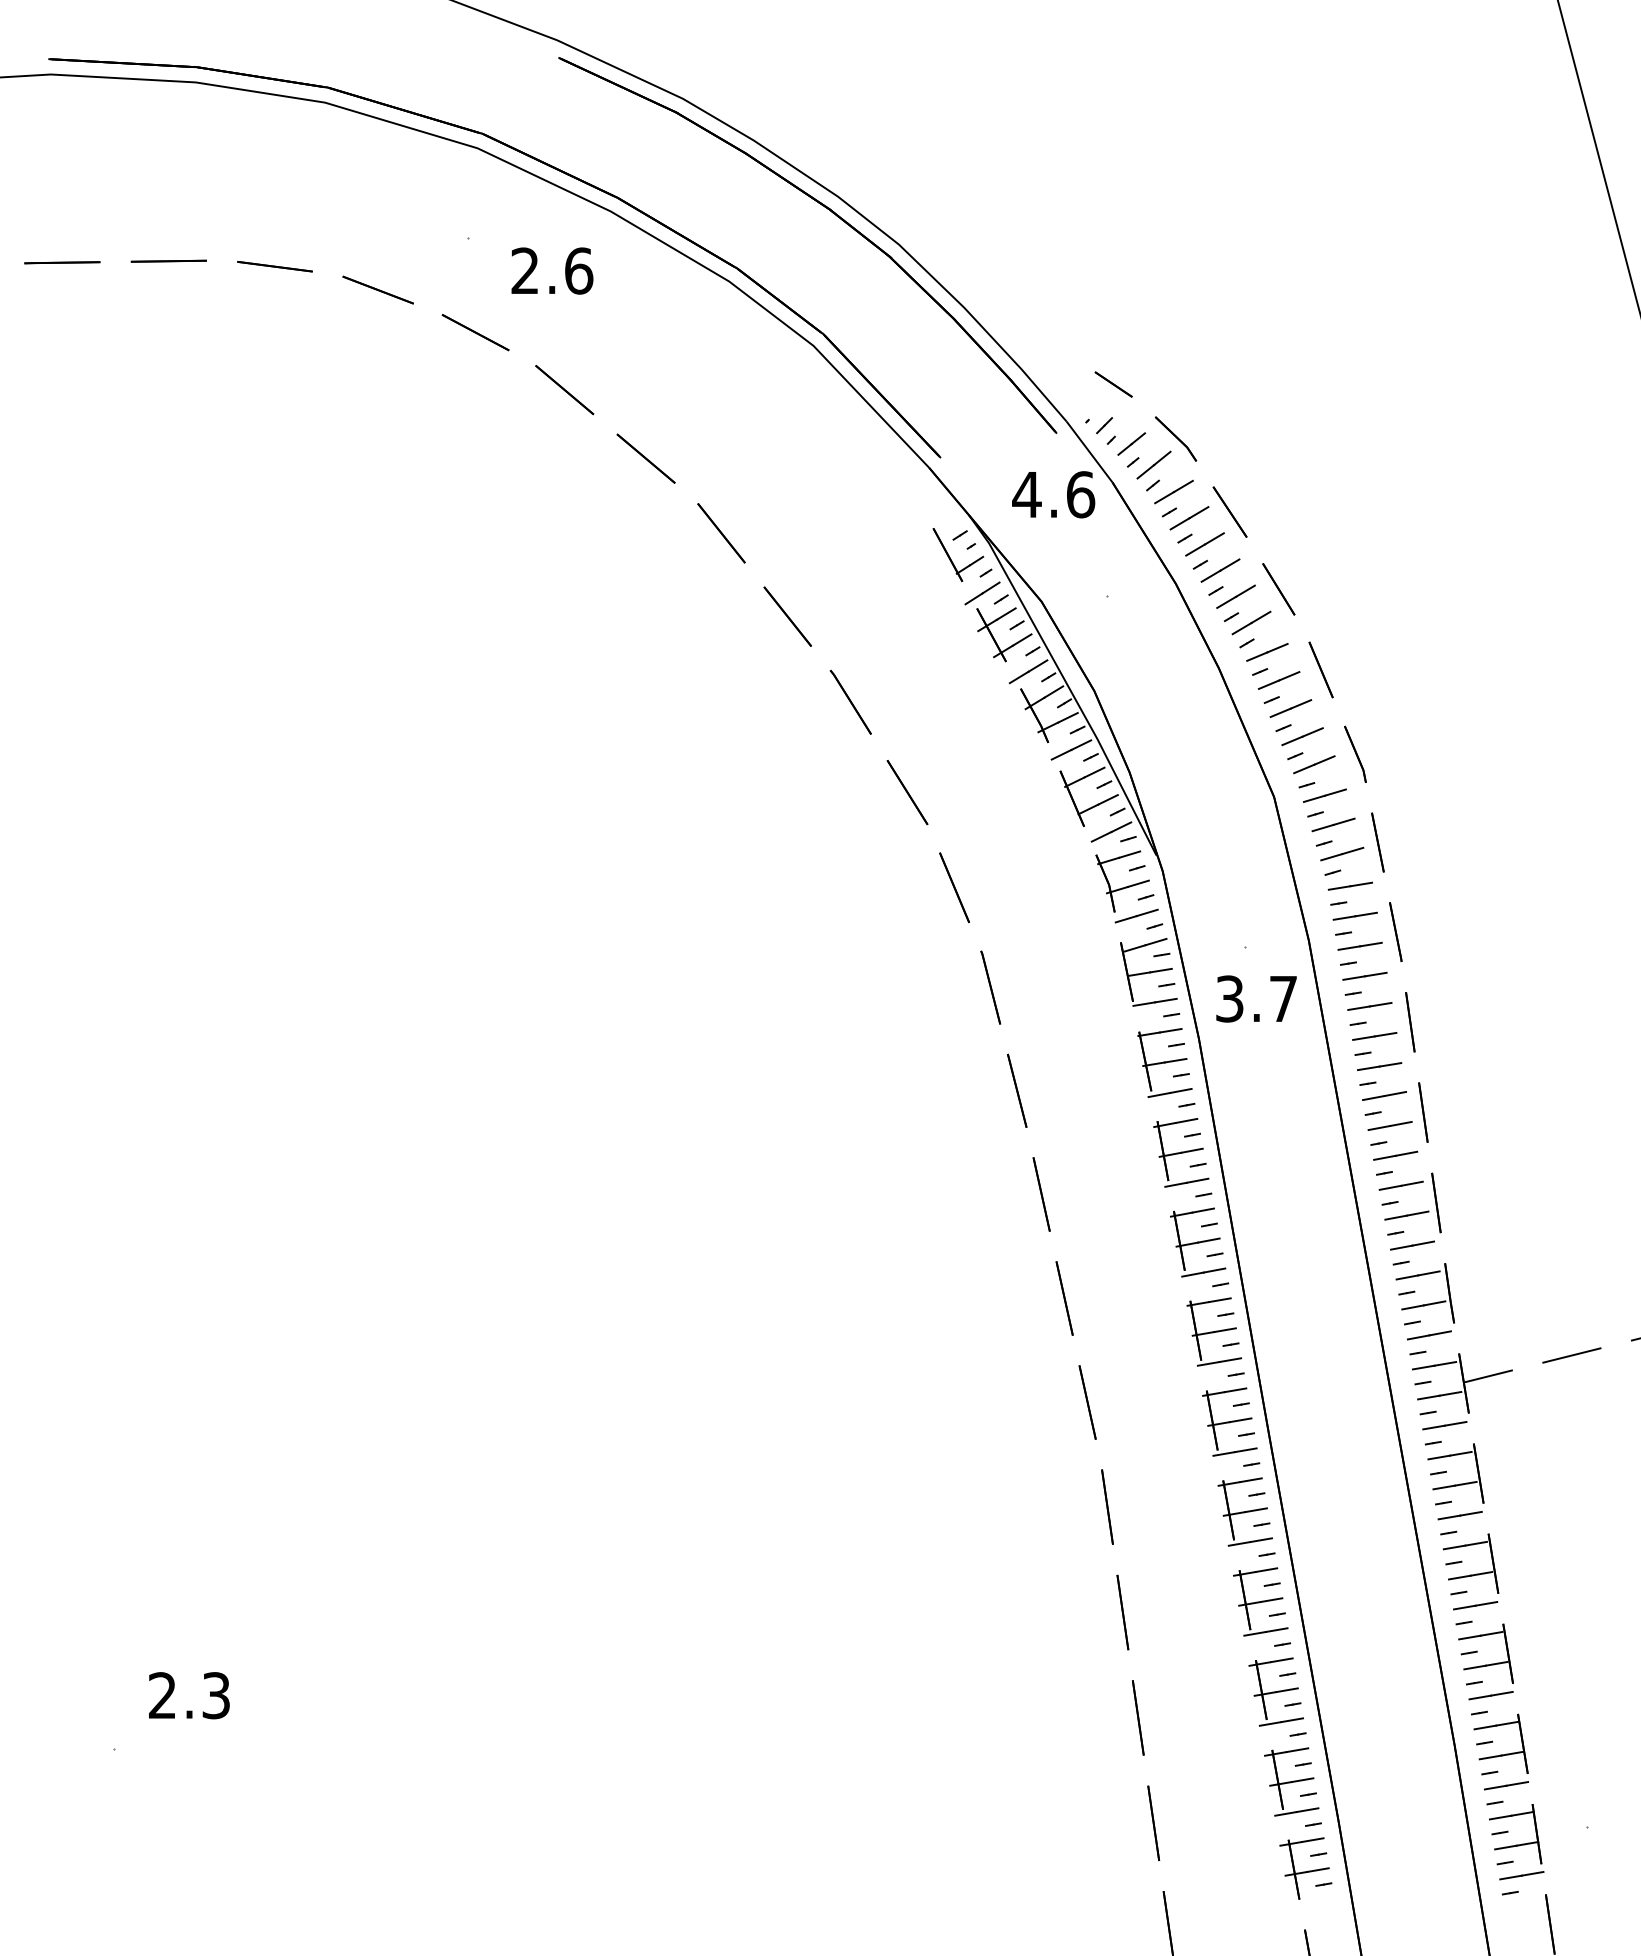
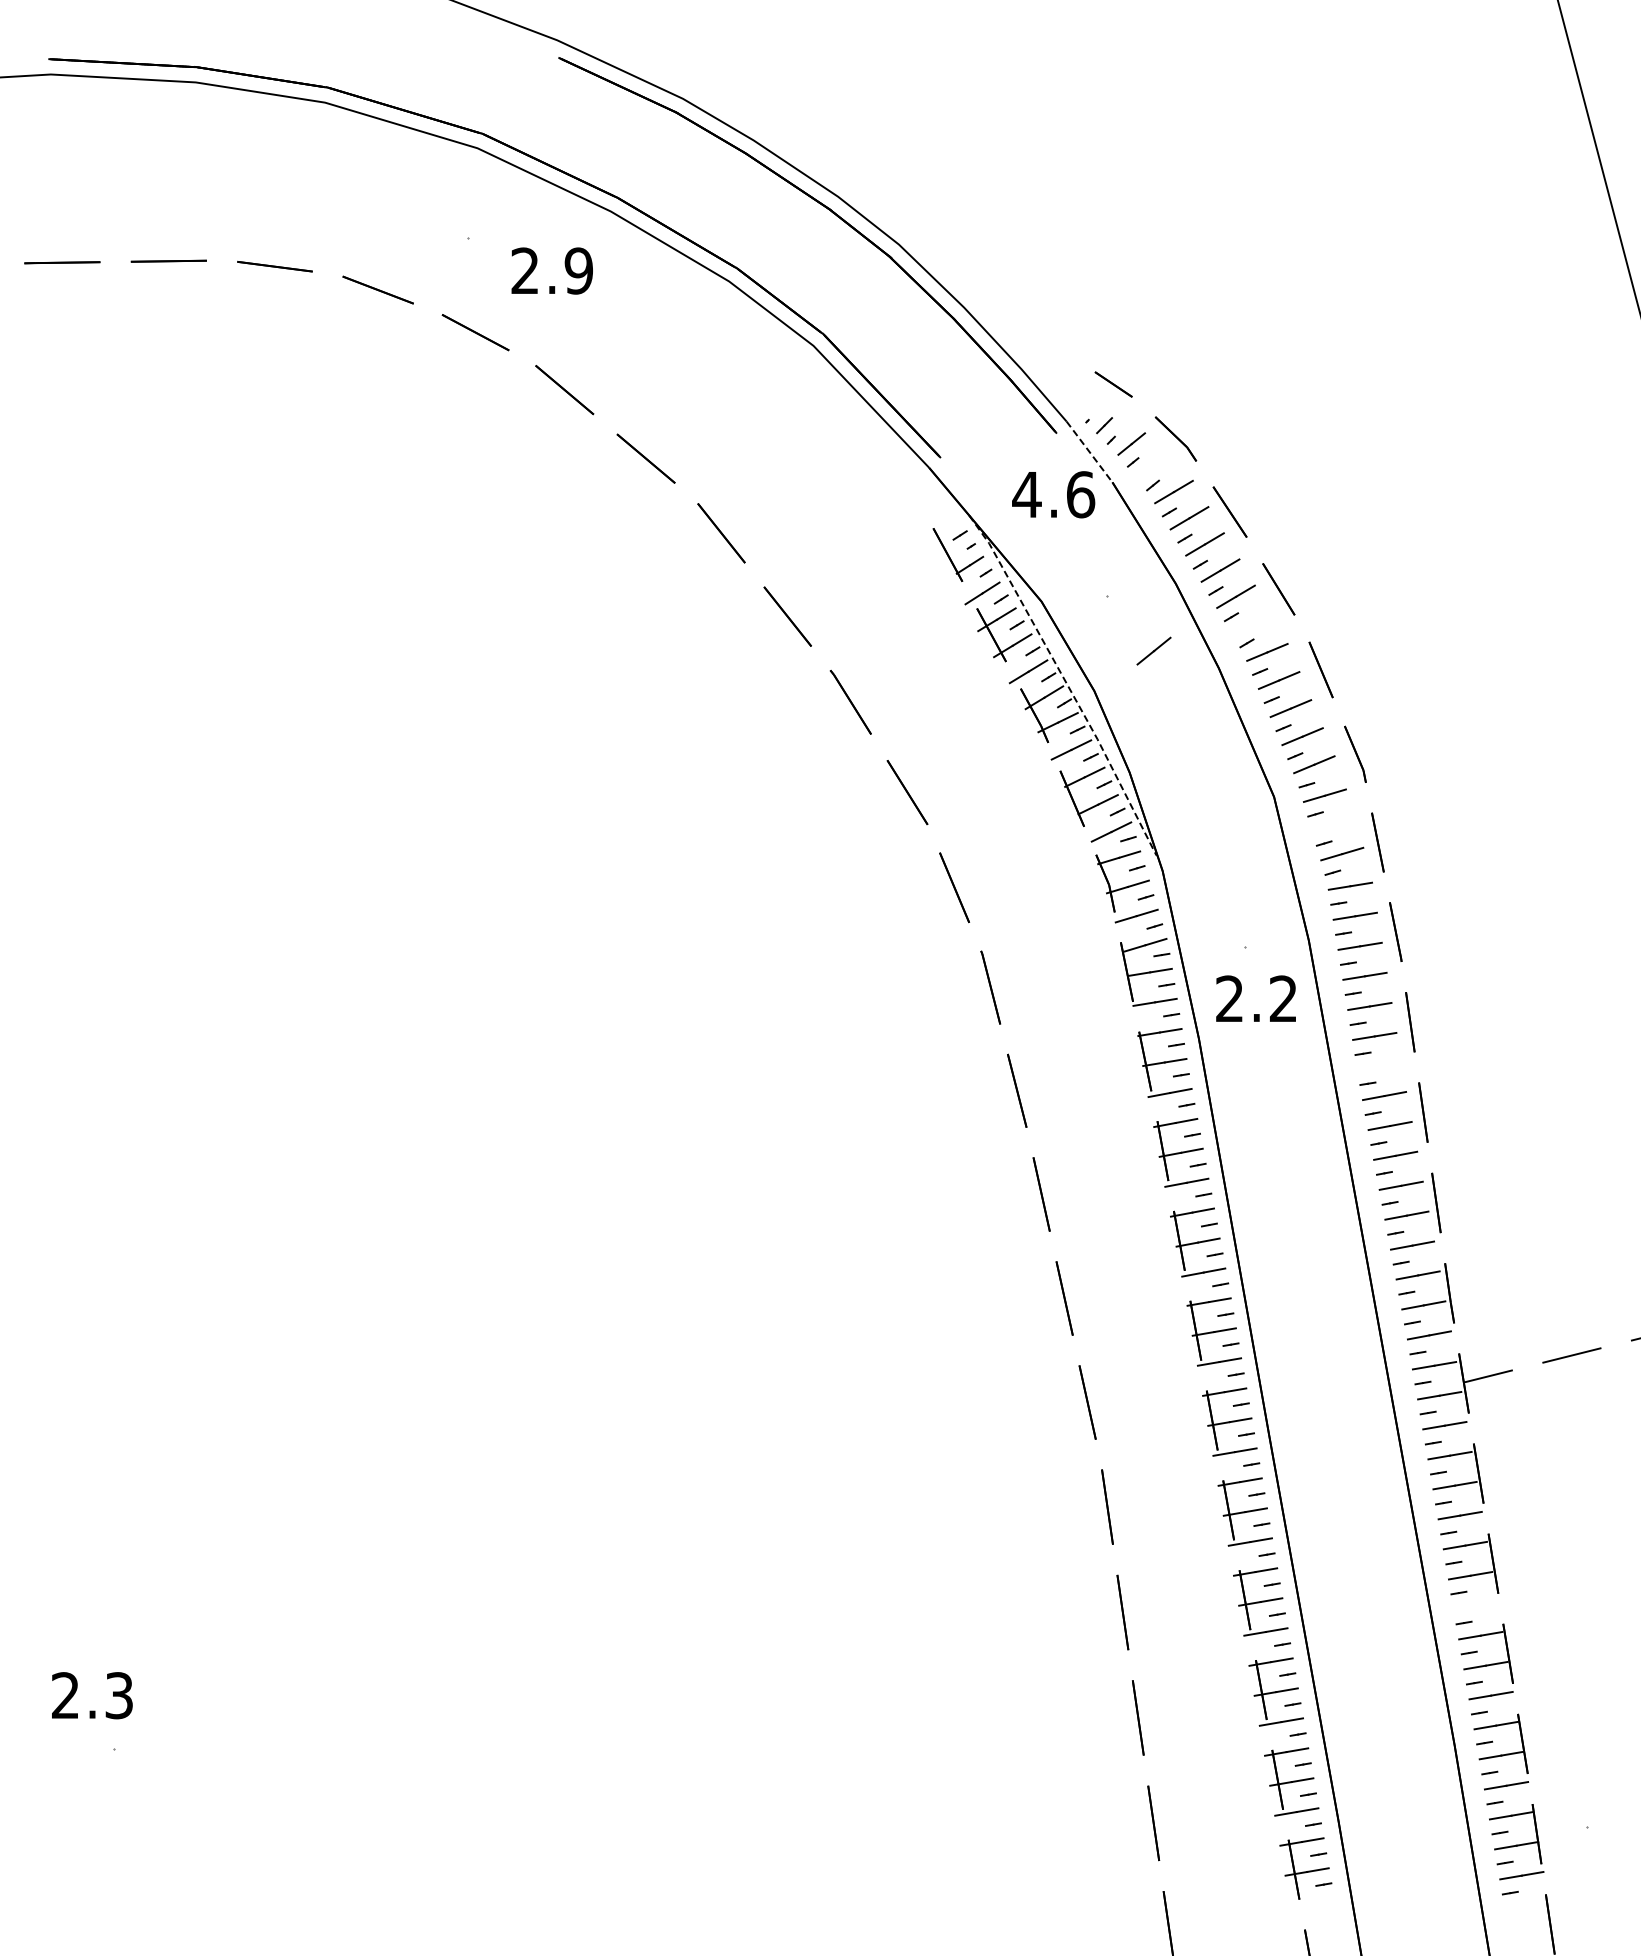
text: 2.6 -> 2.9 (578, 270)
line: solid -> dashed (1089, 452)
line position: (1153, 464) -> (1153, 650) (1153, 650)
line: present -> none (1251, 622)
line: solid -> dashed (1066, 683)
line: present -> none (1333, 824)
text: 3.7 -> 2.2 (1256, 998)
line: present -> none (1379, 1066)
line: present -> none (1475, 1605)
text position: (189, 1695) -> (92, 1695) (92, 1695)
